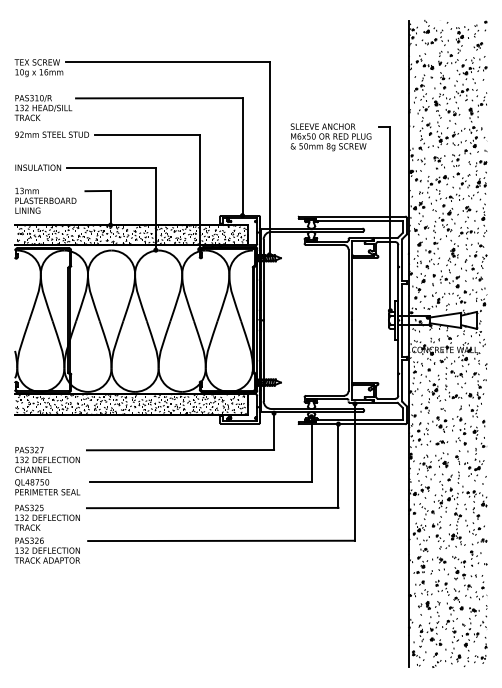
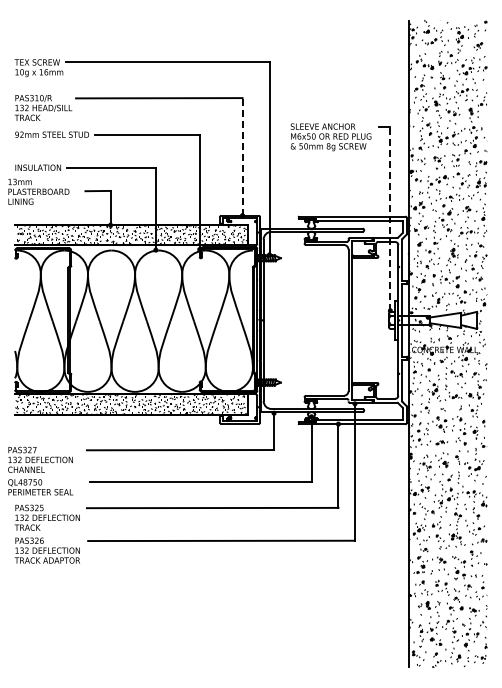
line: solid -> dashed (242, 156)
text position: (45, 200) -> (38, 191) (38, 191)
line: solid -> dashed (390, 218)
text position: (47, 470) -> (40, 470) (40, 470)
